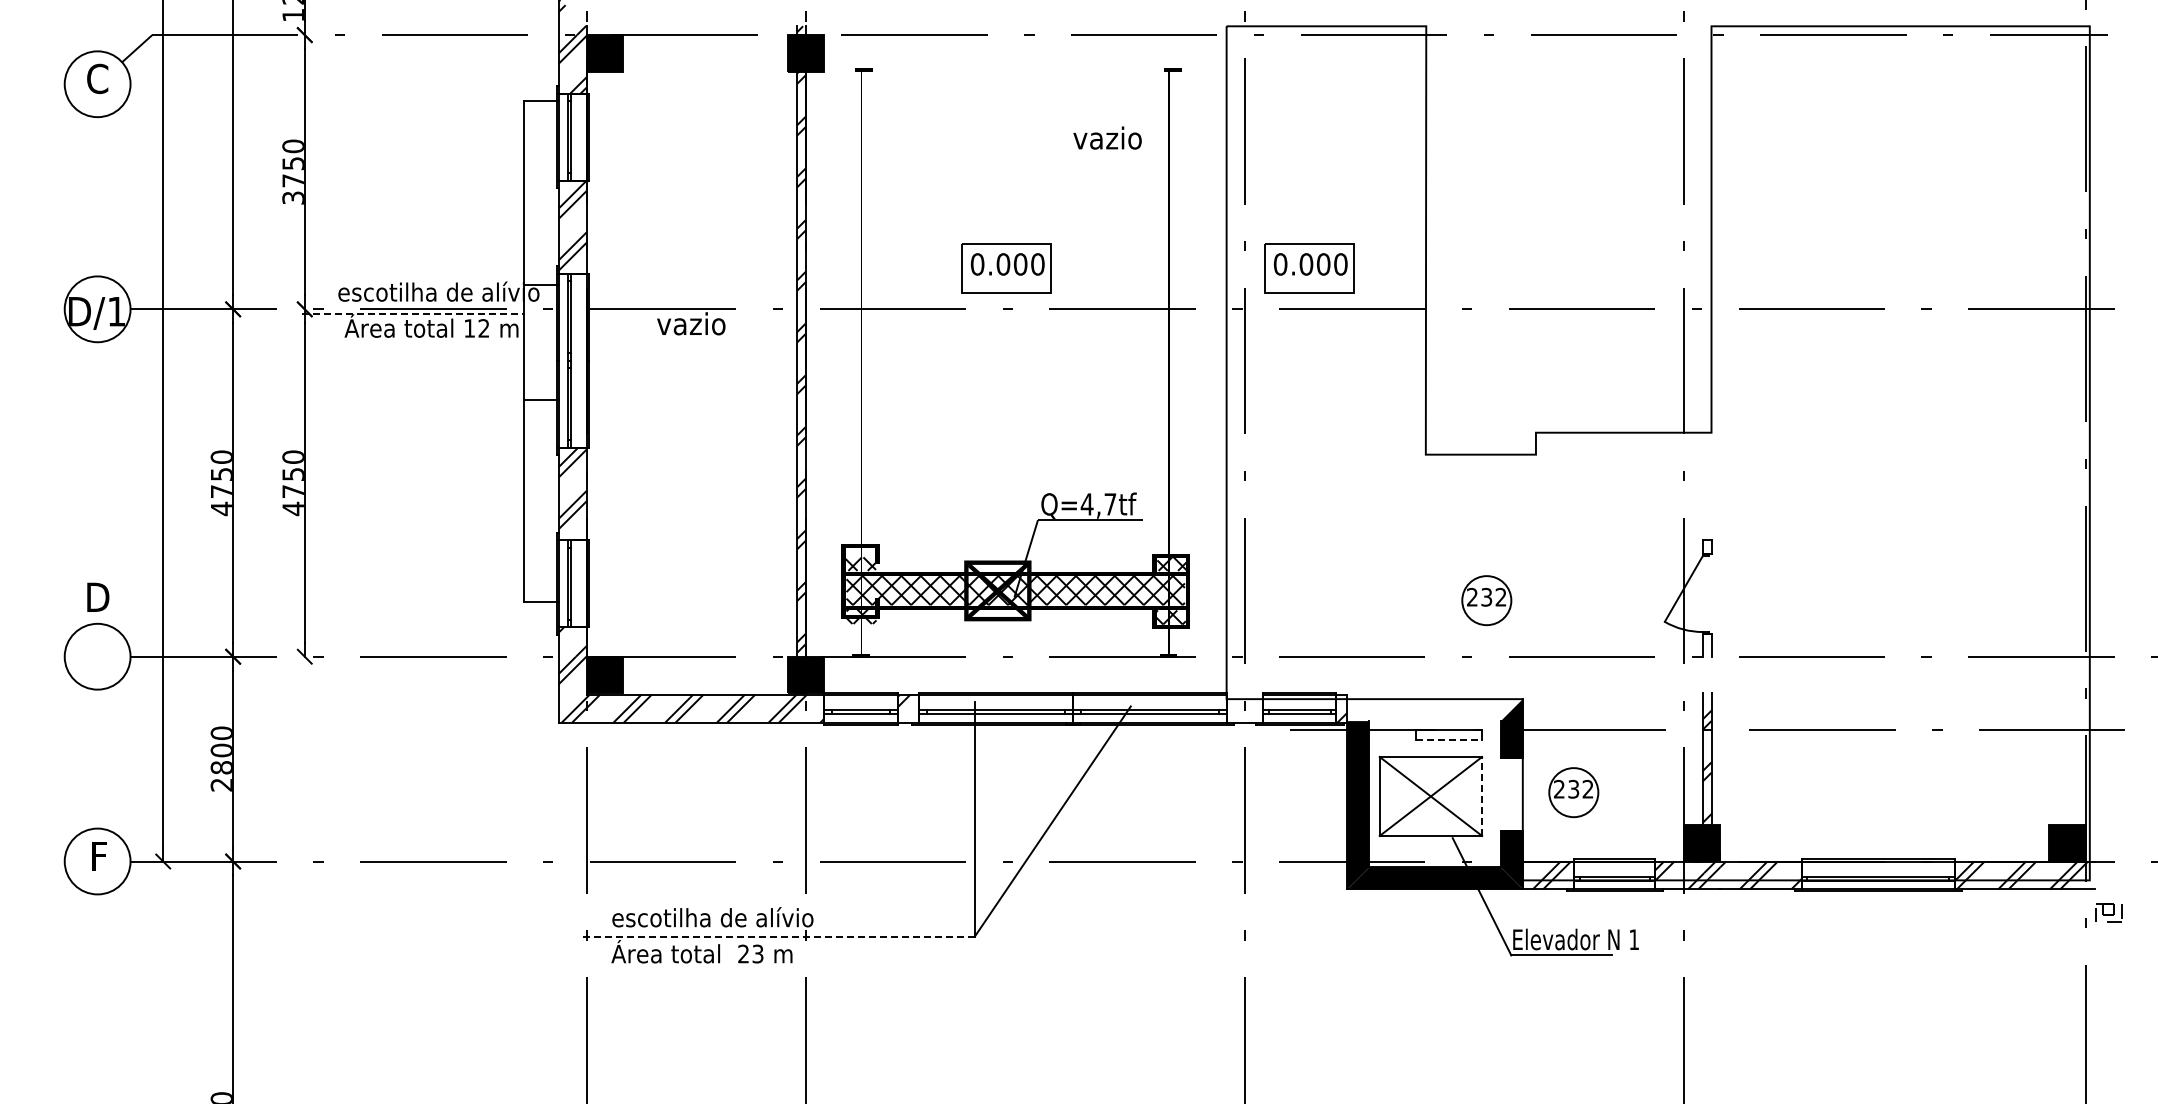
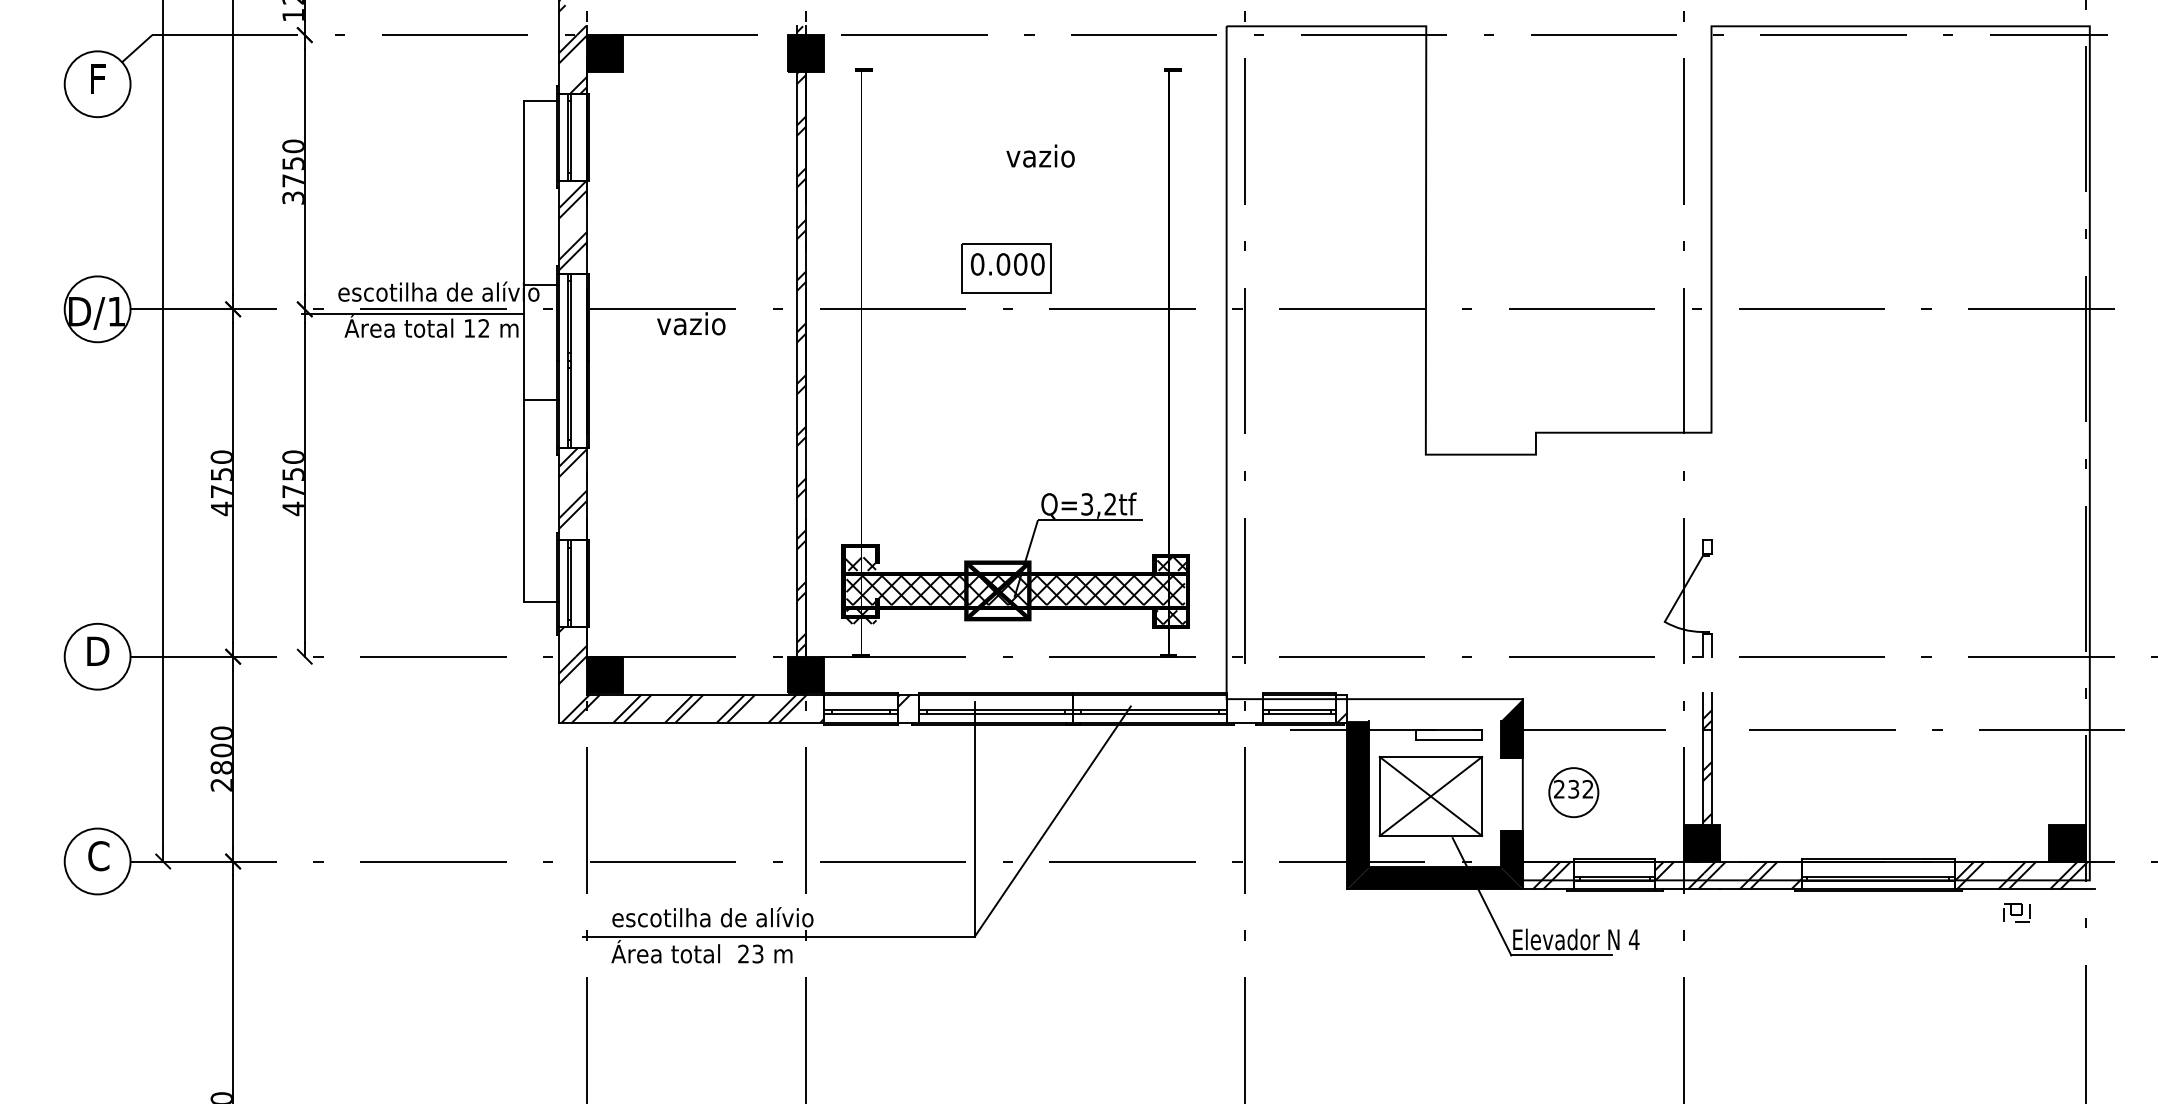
text: C -> F (97, 78)
text position: (1107, 137) -> (1040, 155) (1040, 155)
part: present -> none (1309, 268)
line: dashed -> solid (412, 314)
text: Q=4,7tf -> Q=3,2tf (1098, 504)
text position: (98, 596) -> (98, 650) (98, 650)
part: present -> none (1486, 600)
line: dashed -> solid (1449, 739)
line: dashed -> solid (1482, 795)
text: F -> C (98, 856)
part position: (2108, 912) -> (2016, 912) (2016, 912)
line: dashed -> solid (778, 936)
text: 1 -> 4 (1633, 939)
